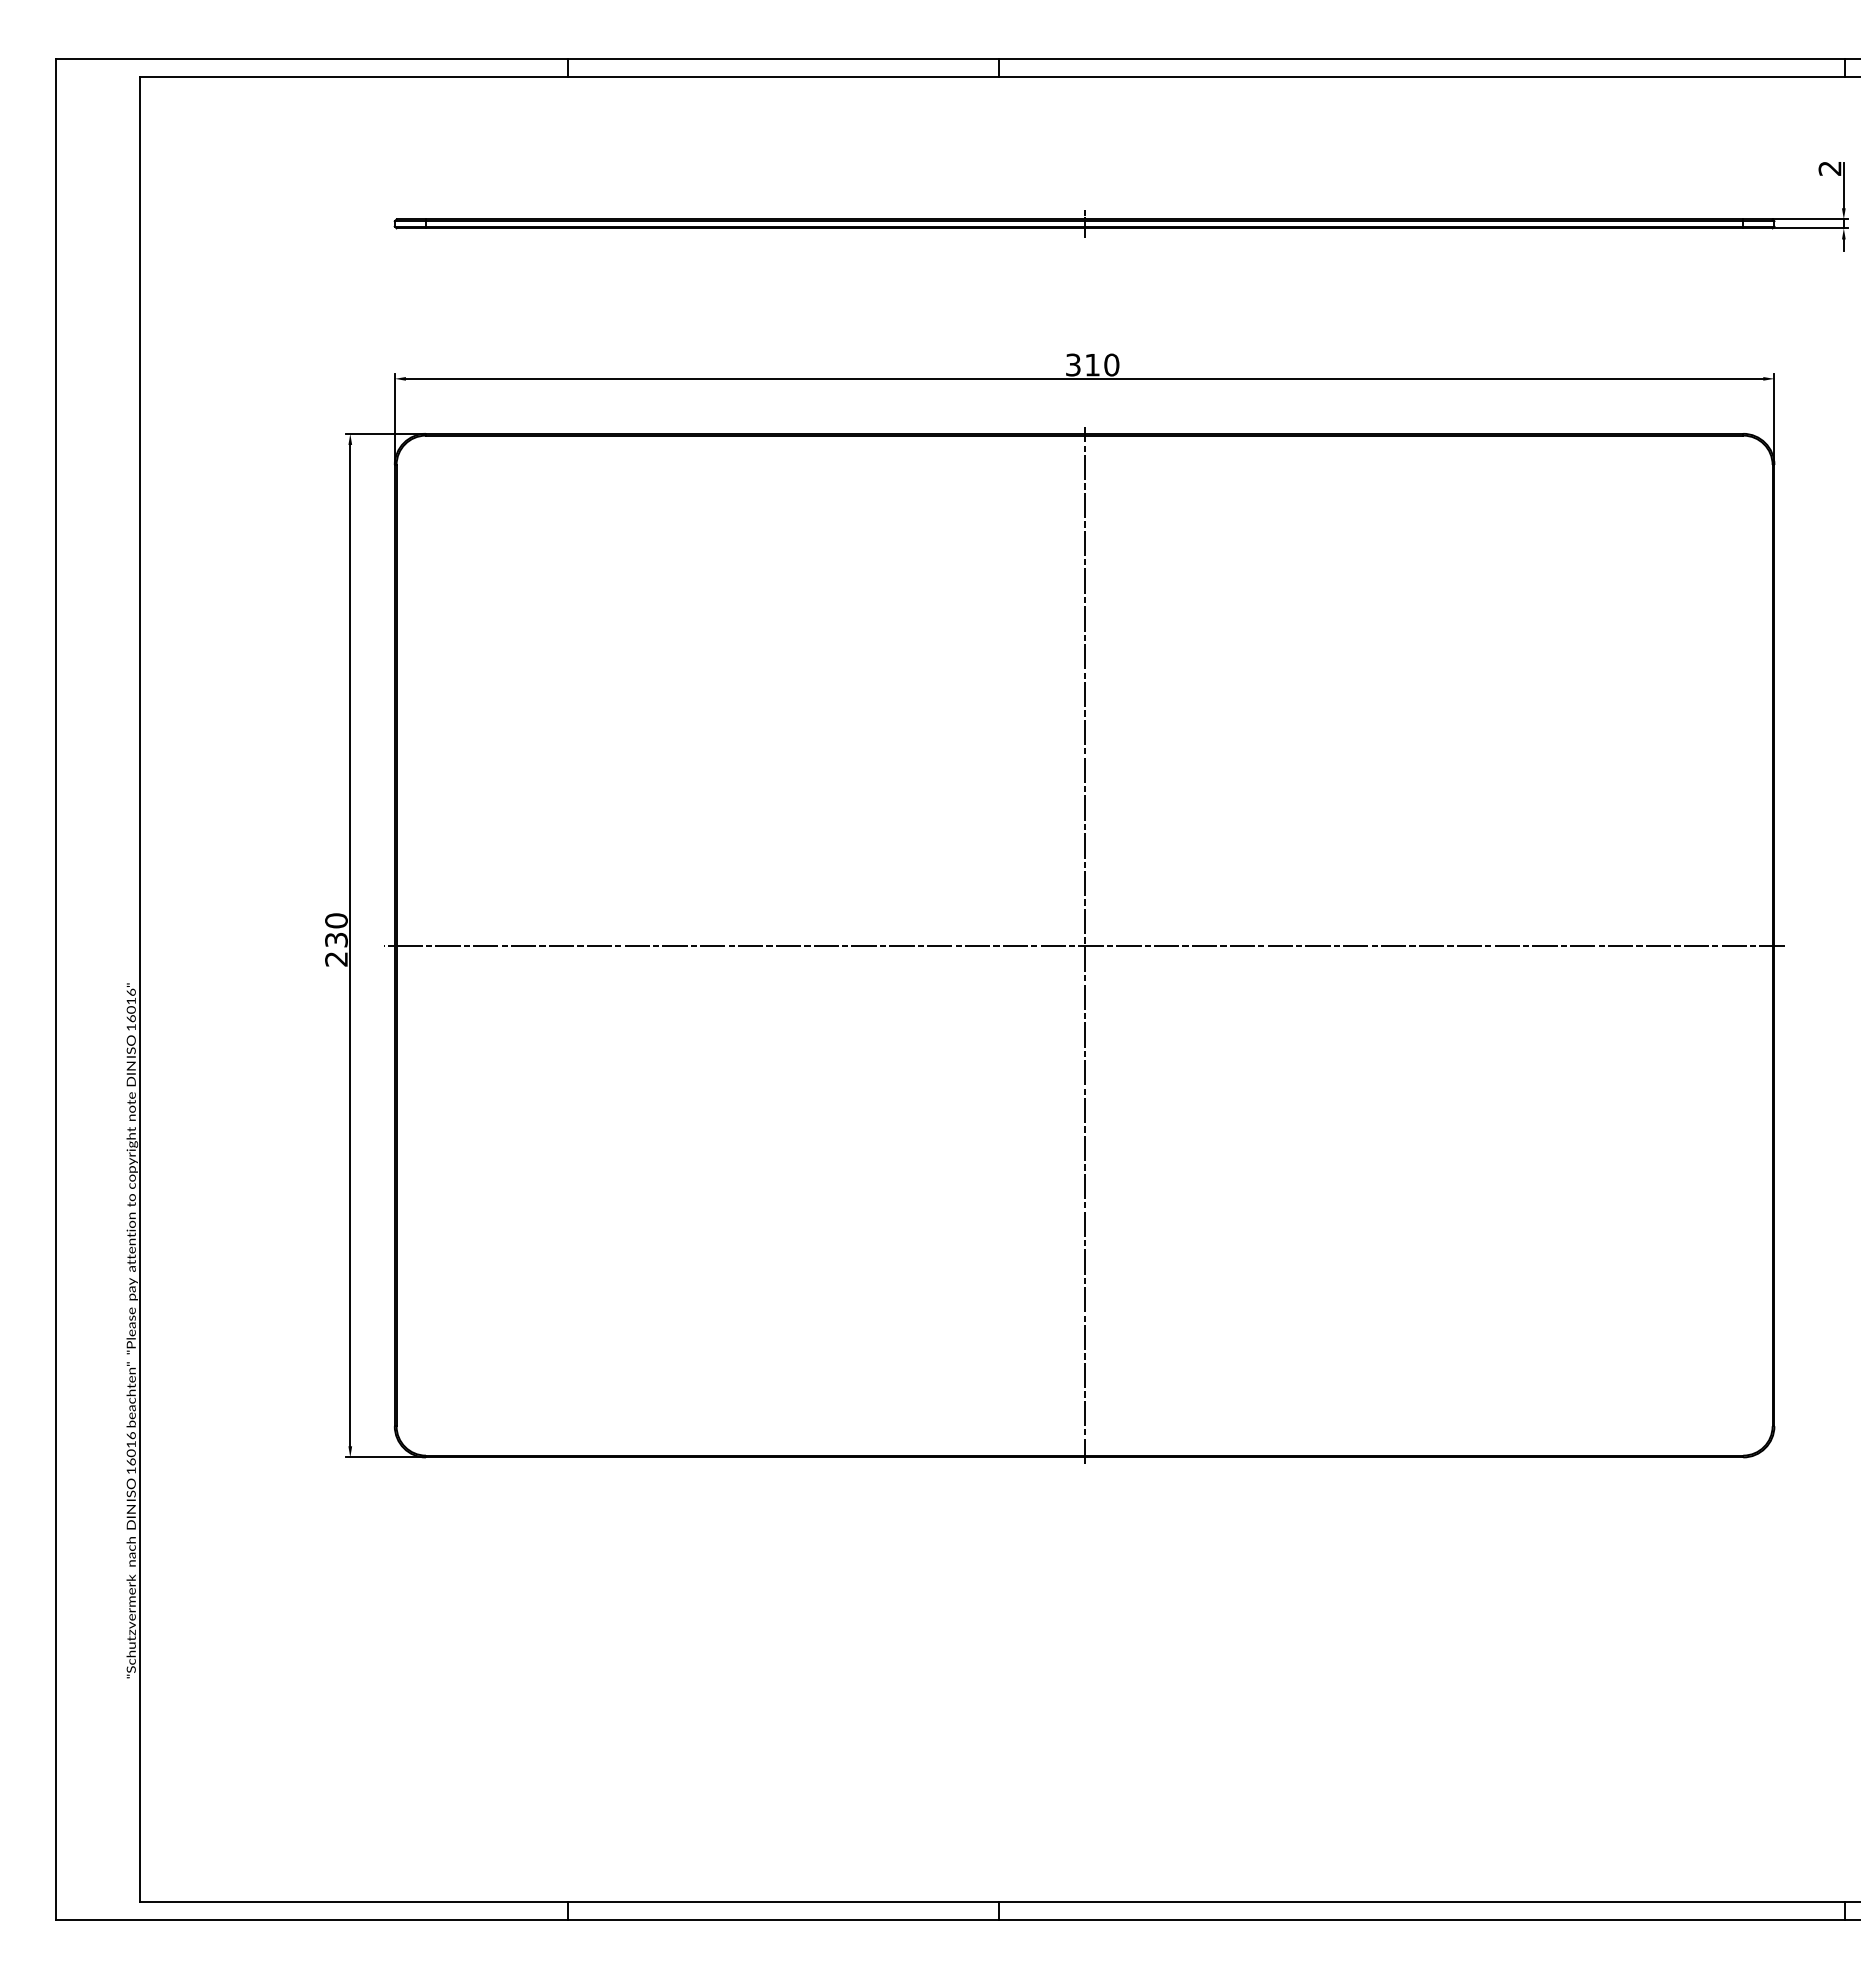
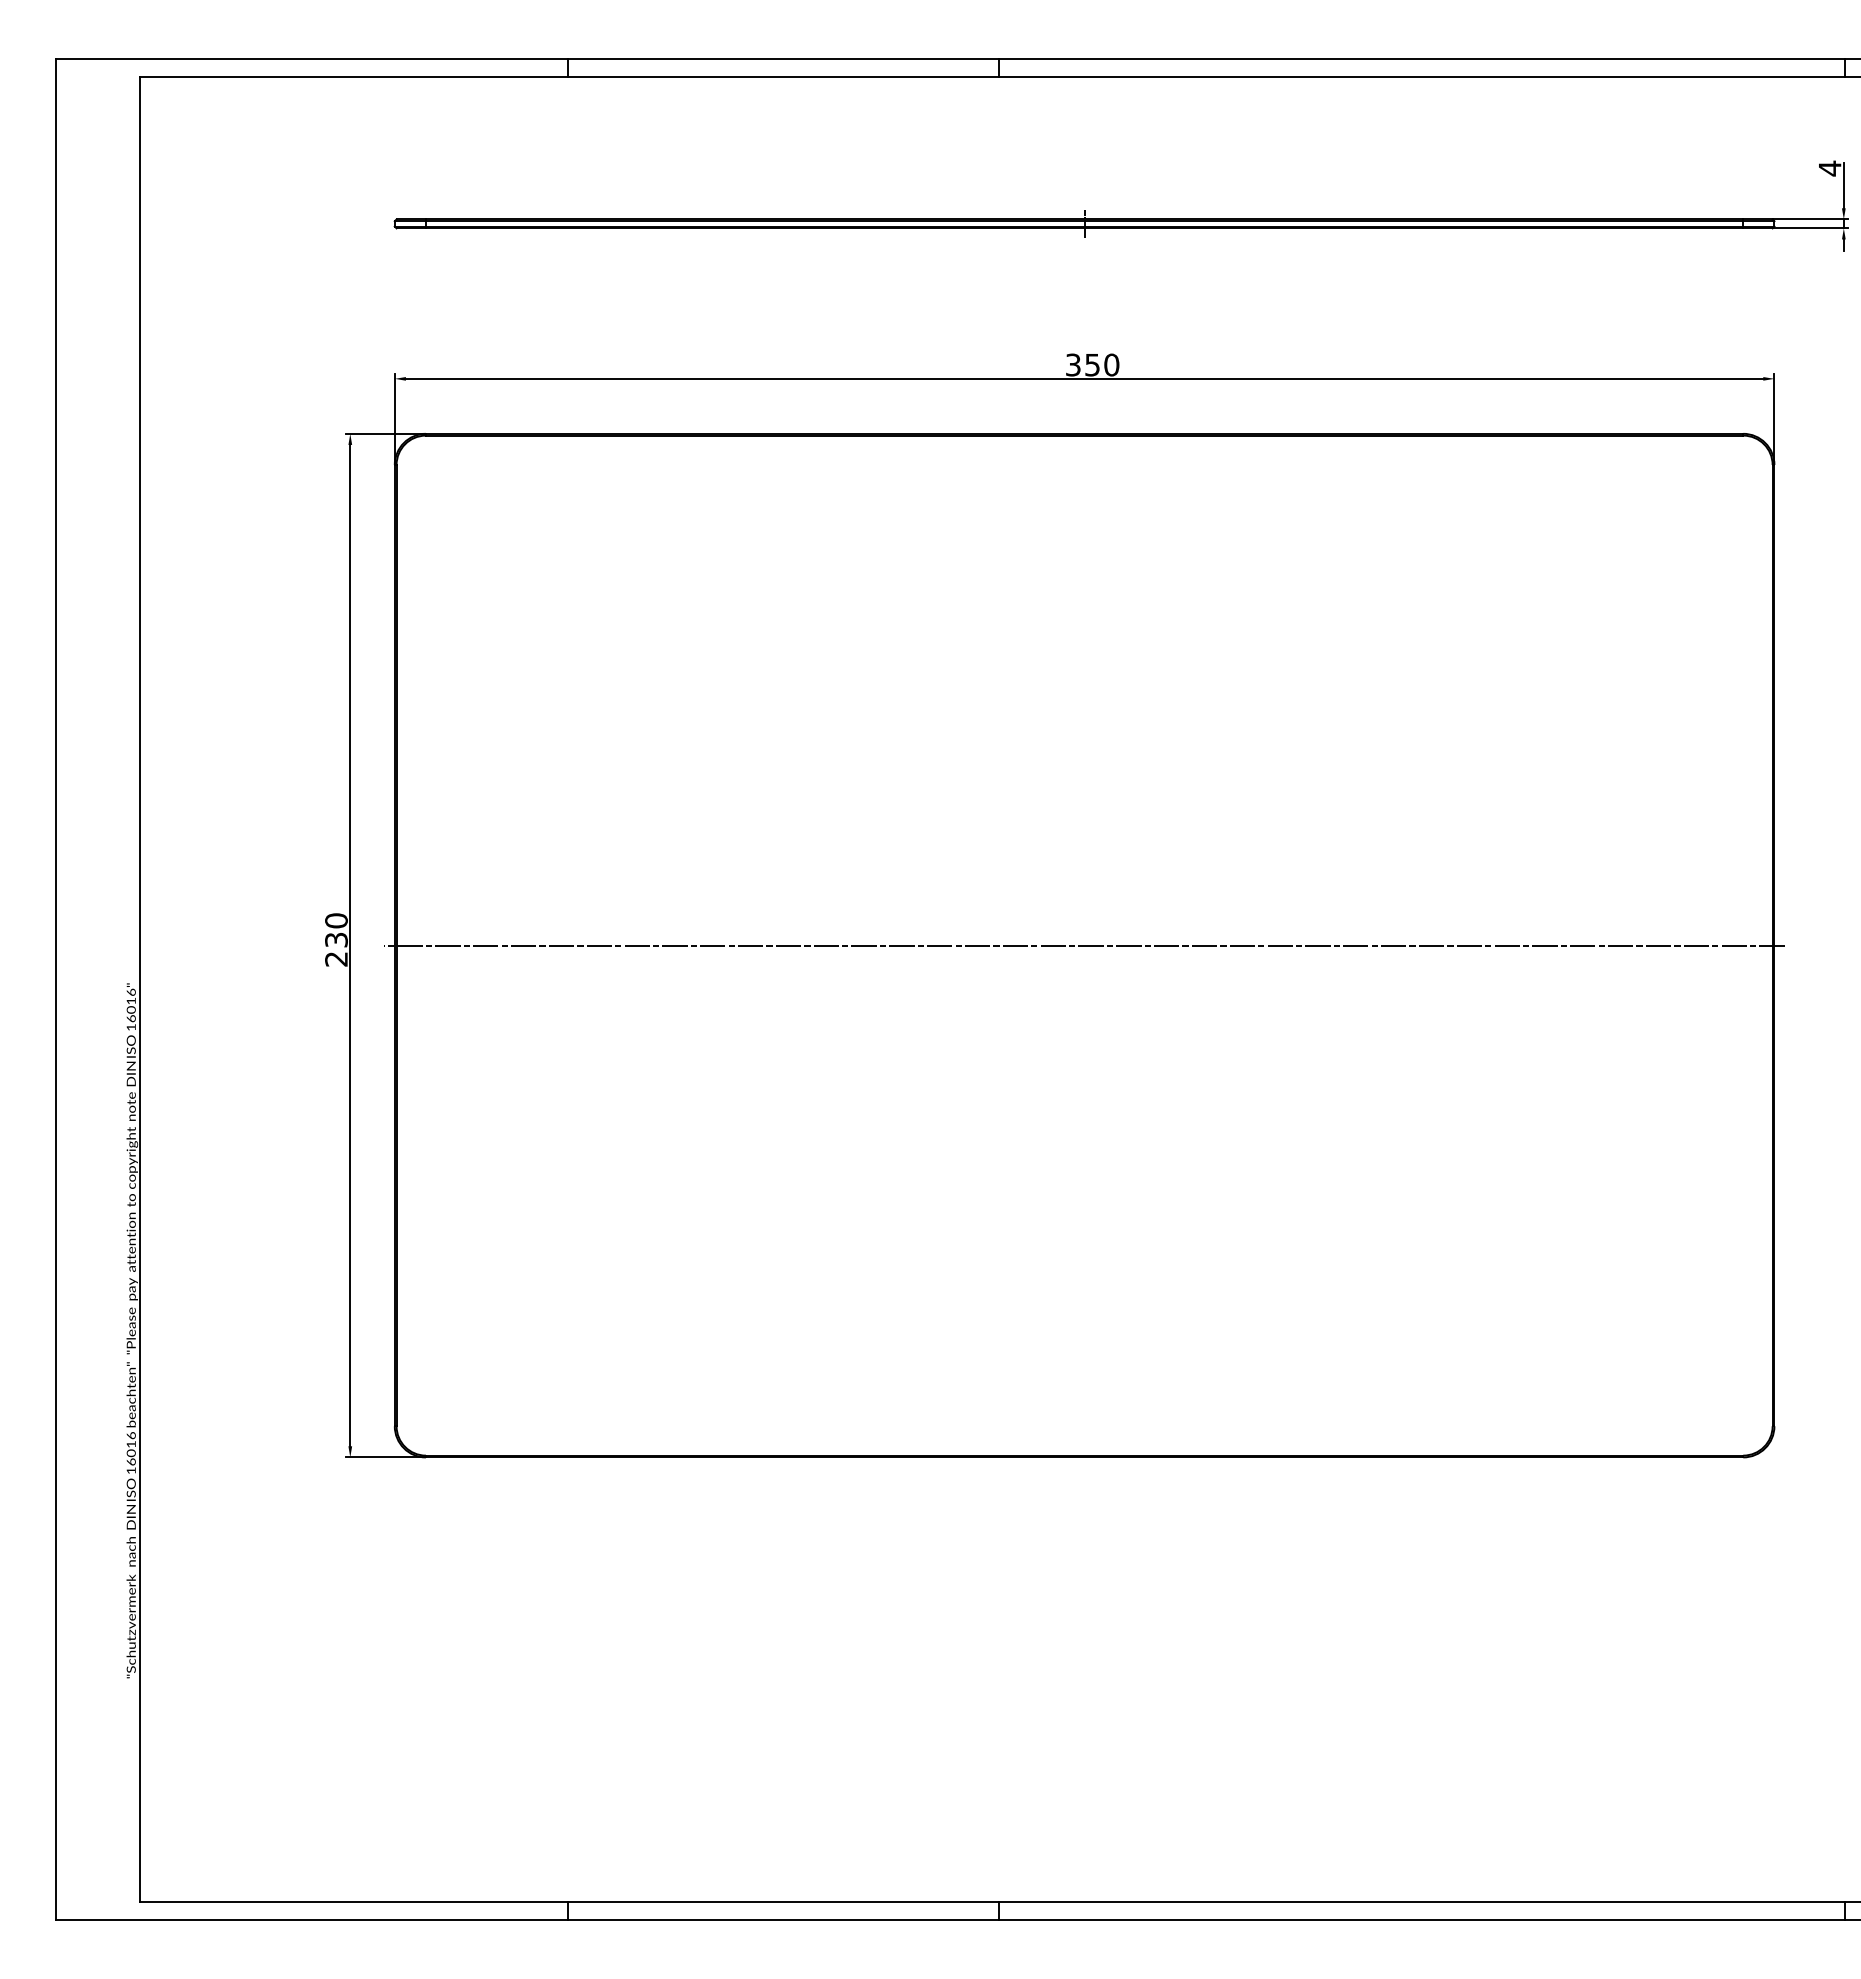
text: 2 -> 4 (1829, 168)
text: 310 -> 350 (1092, 365)
line: present -> none (1084, 944)
